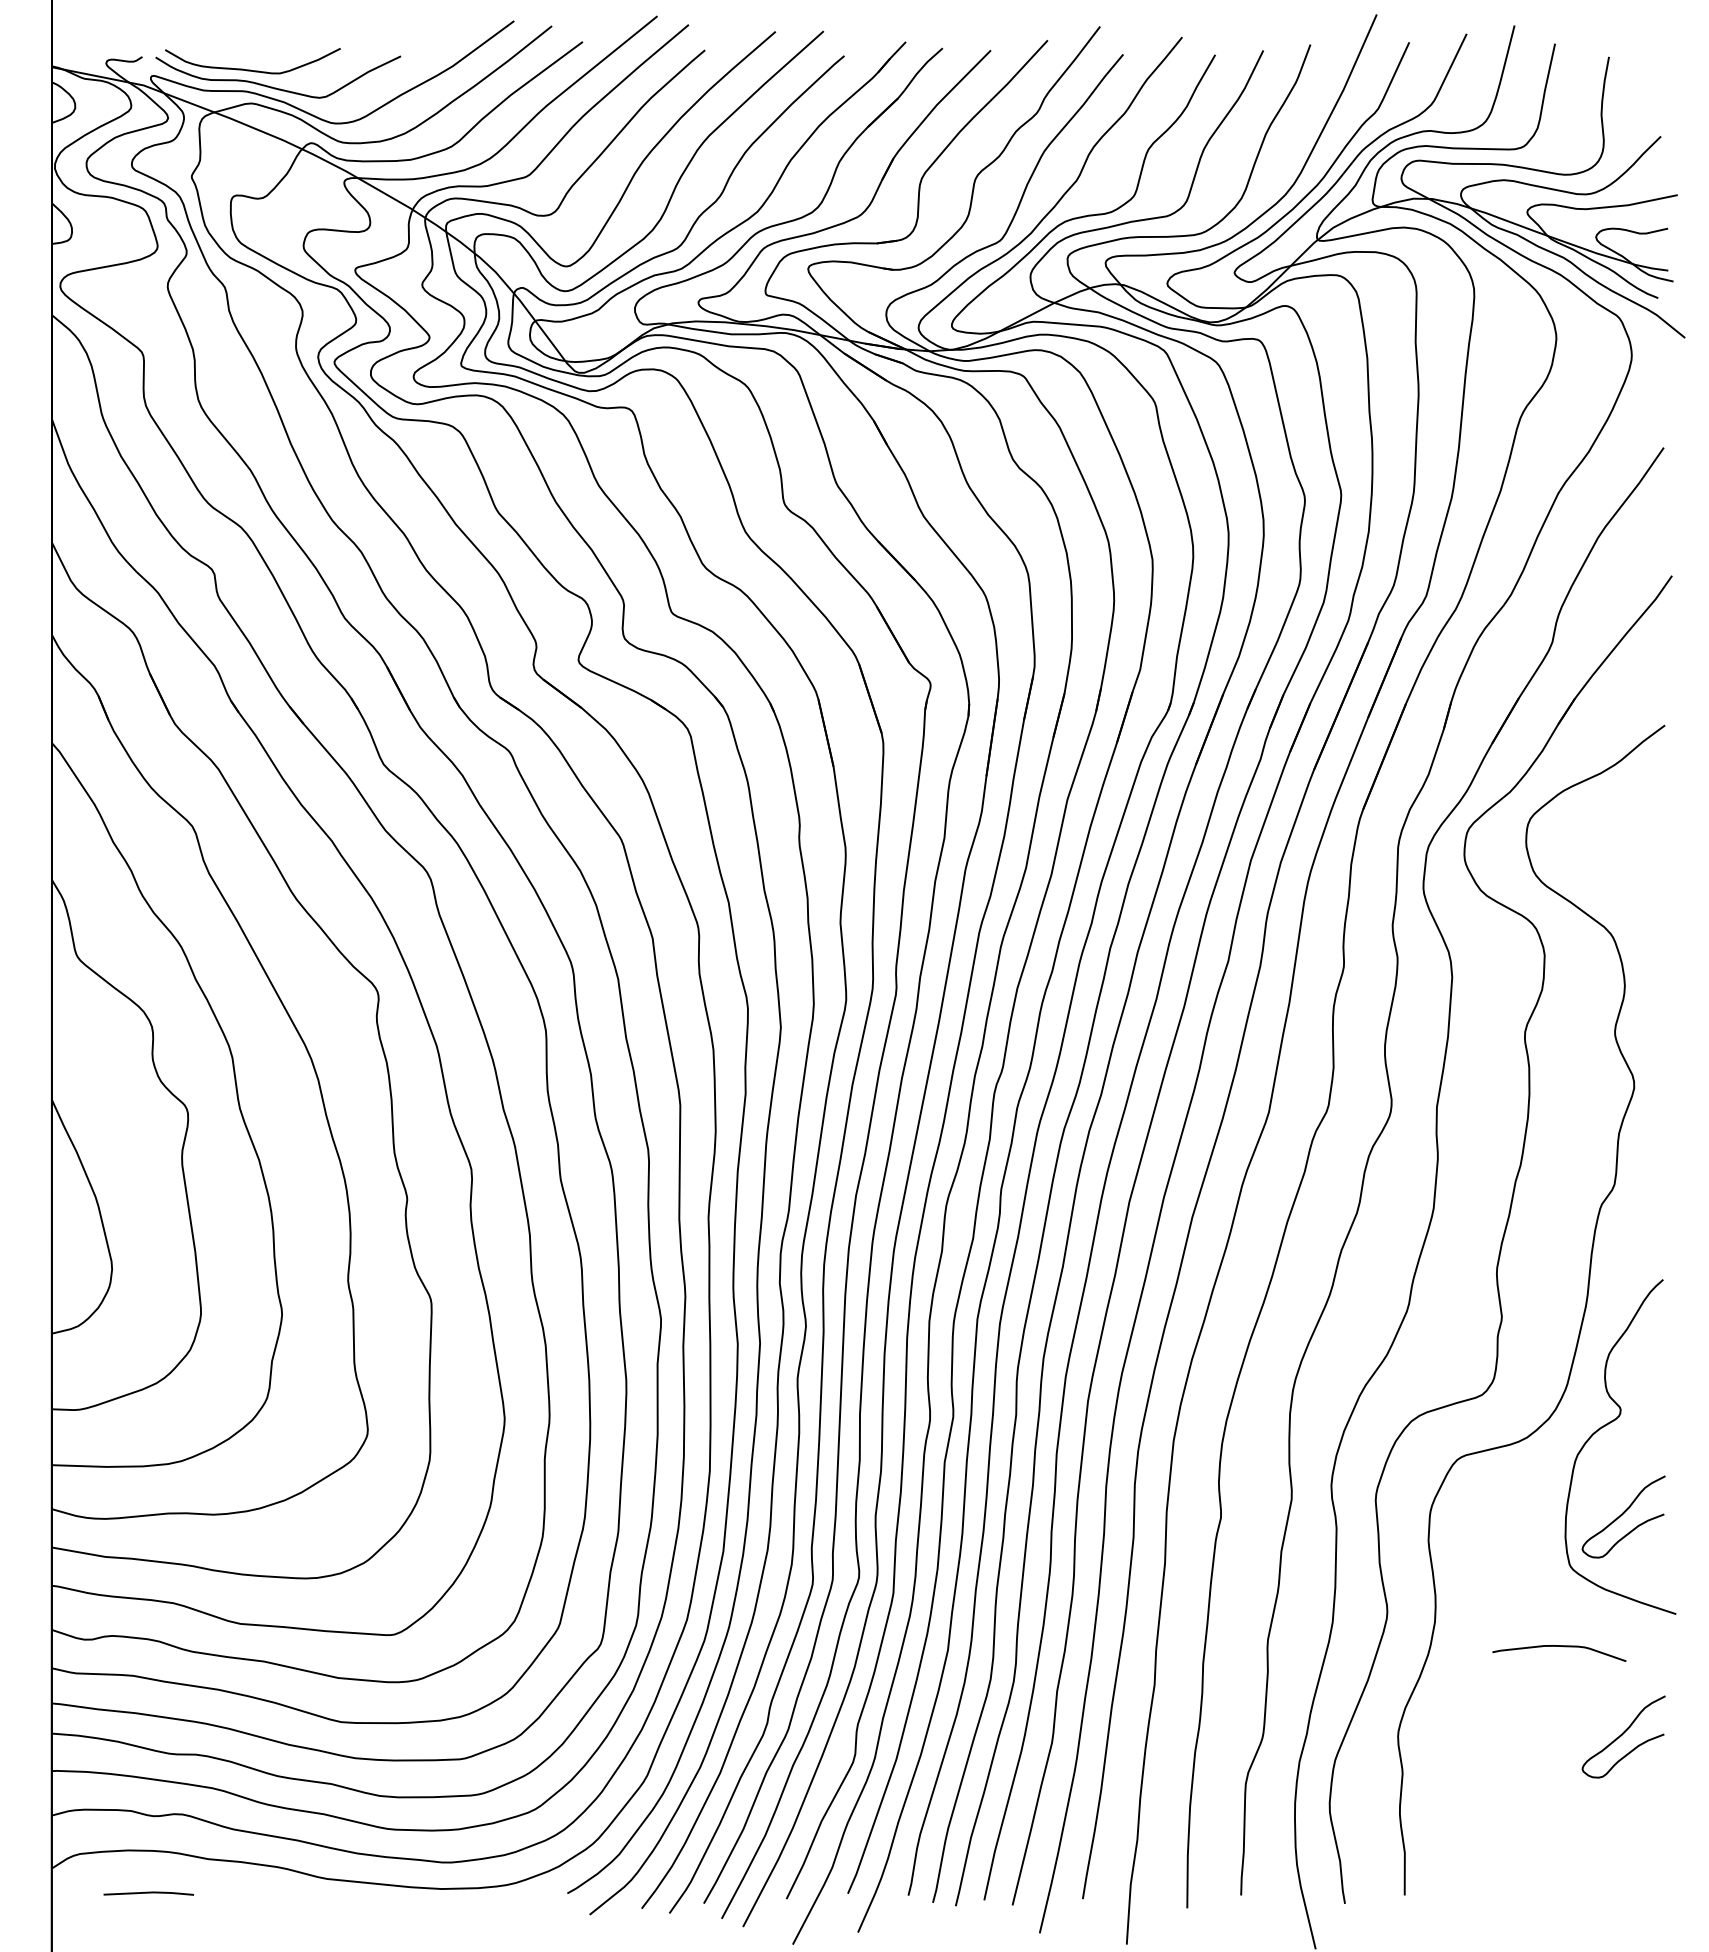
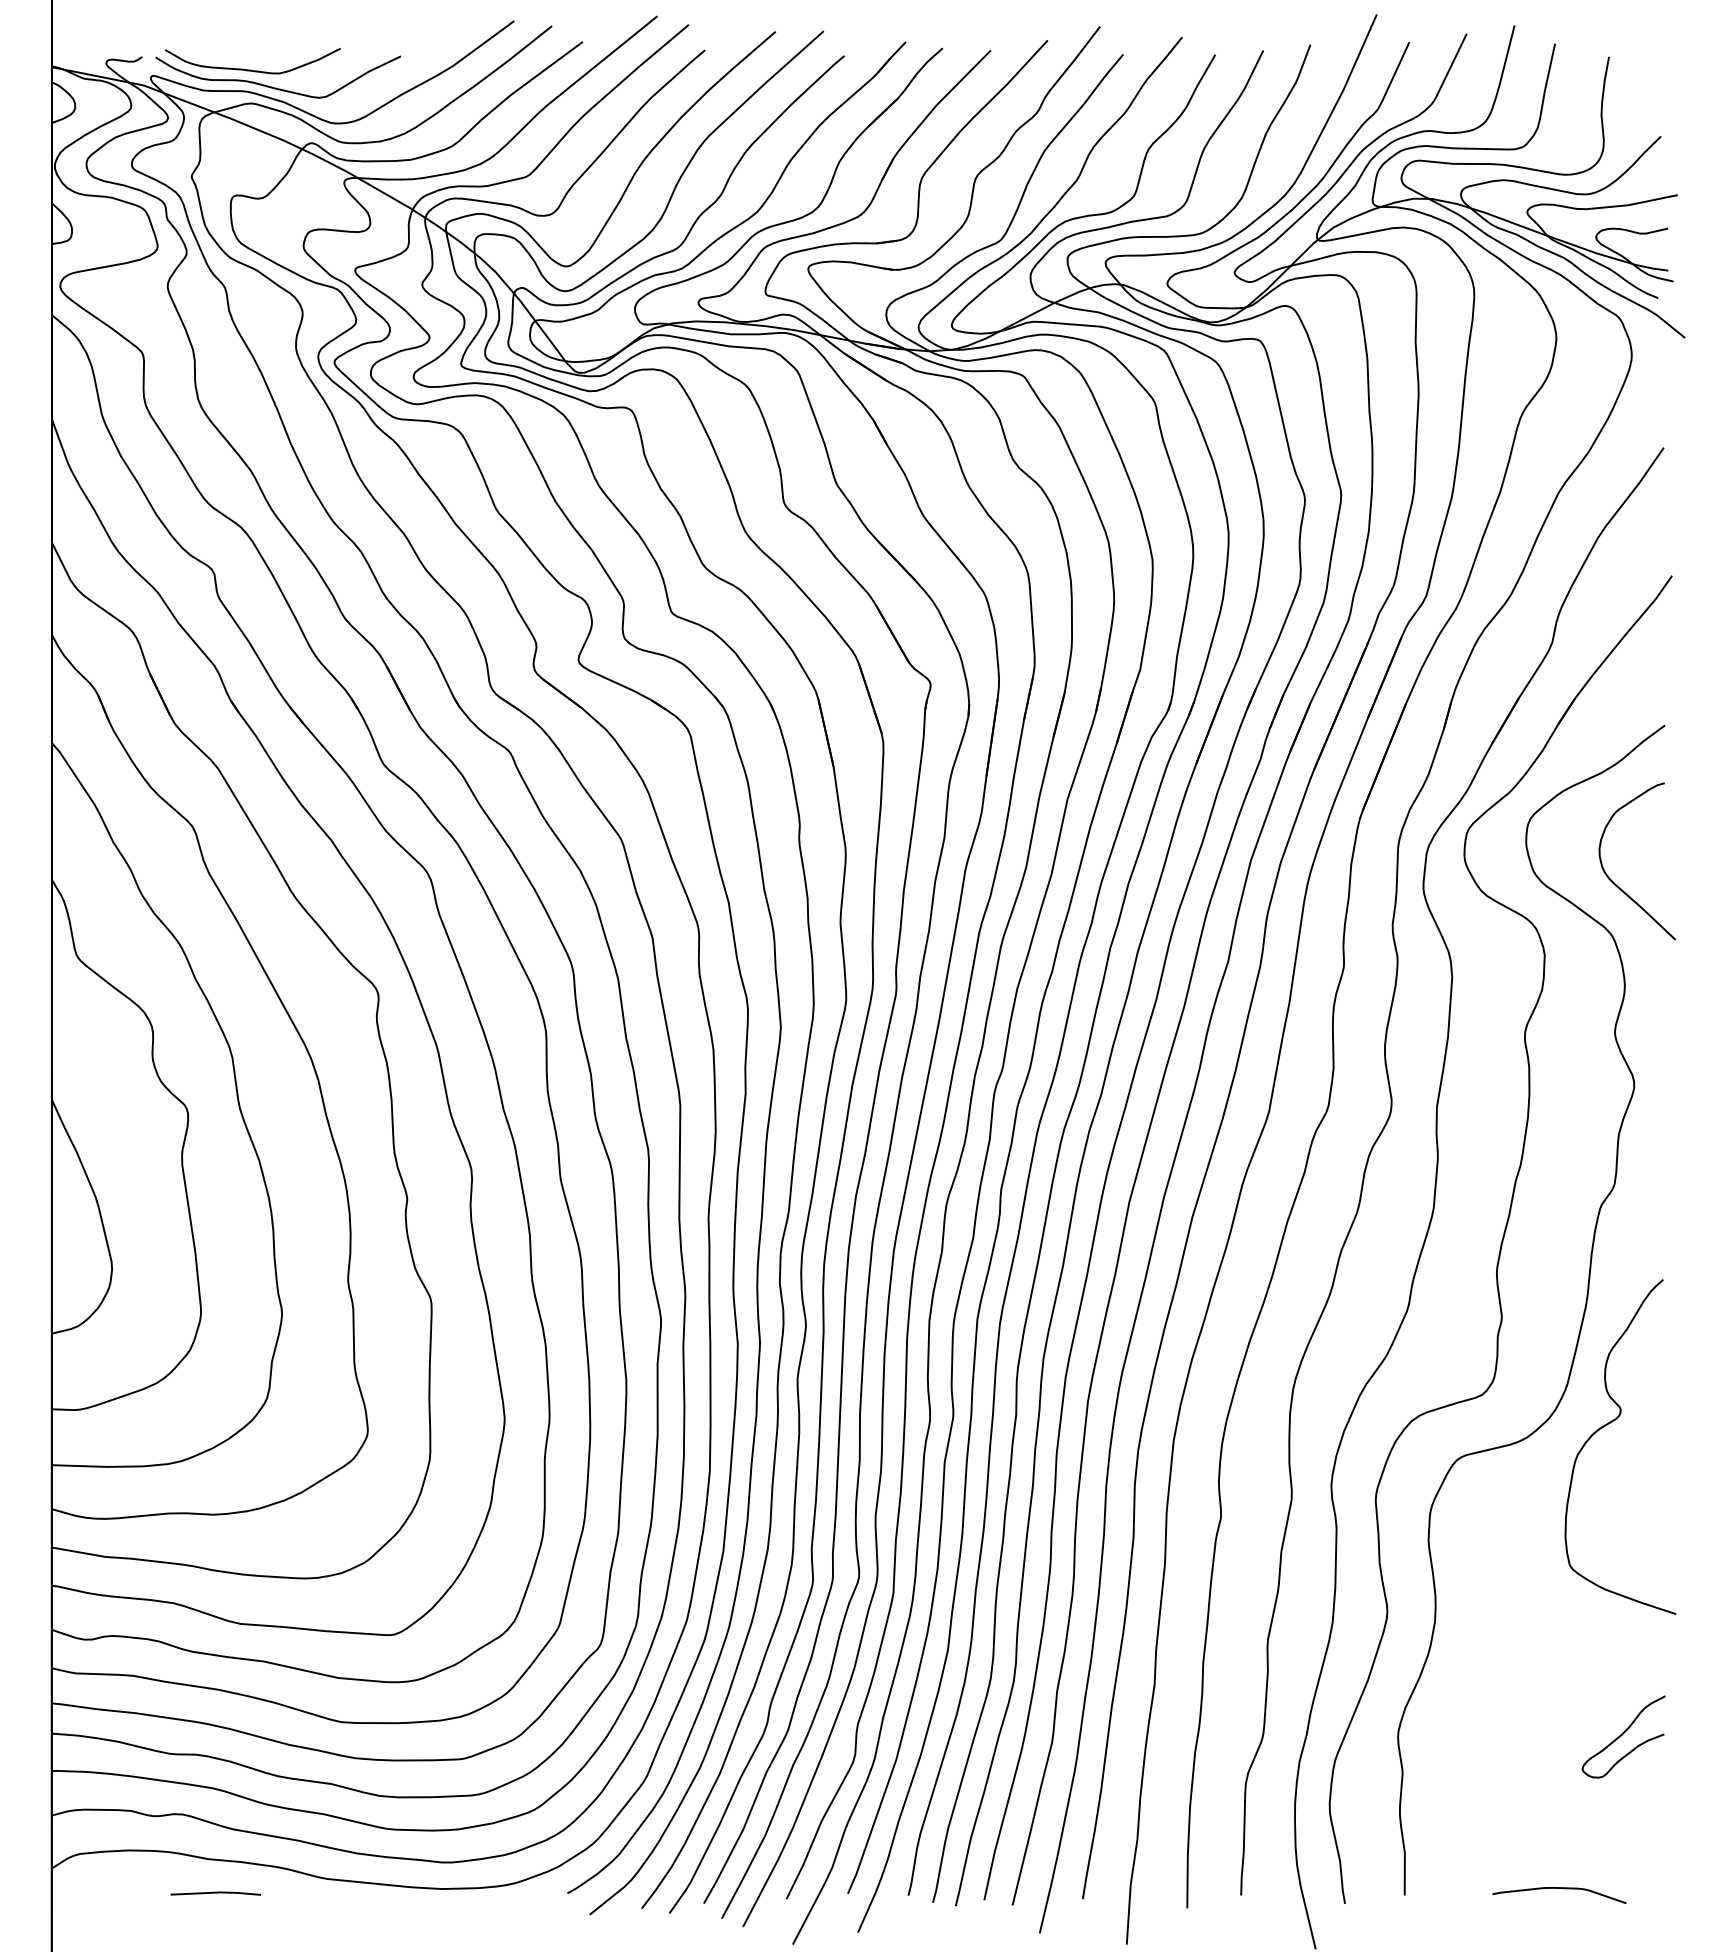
curve: none -> present (1614, 882)
curve: present -> none (1622, 1515)
curve position: (1559, 1646) -> (1559, 1888) (1559, 1888)
line position: (148, 1893) -> (215, 1893) (215, 1893)
